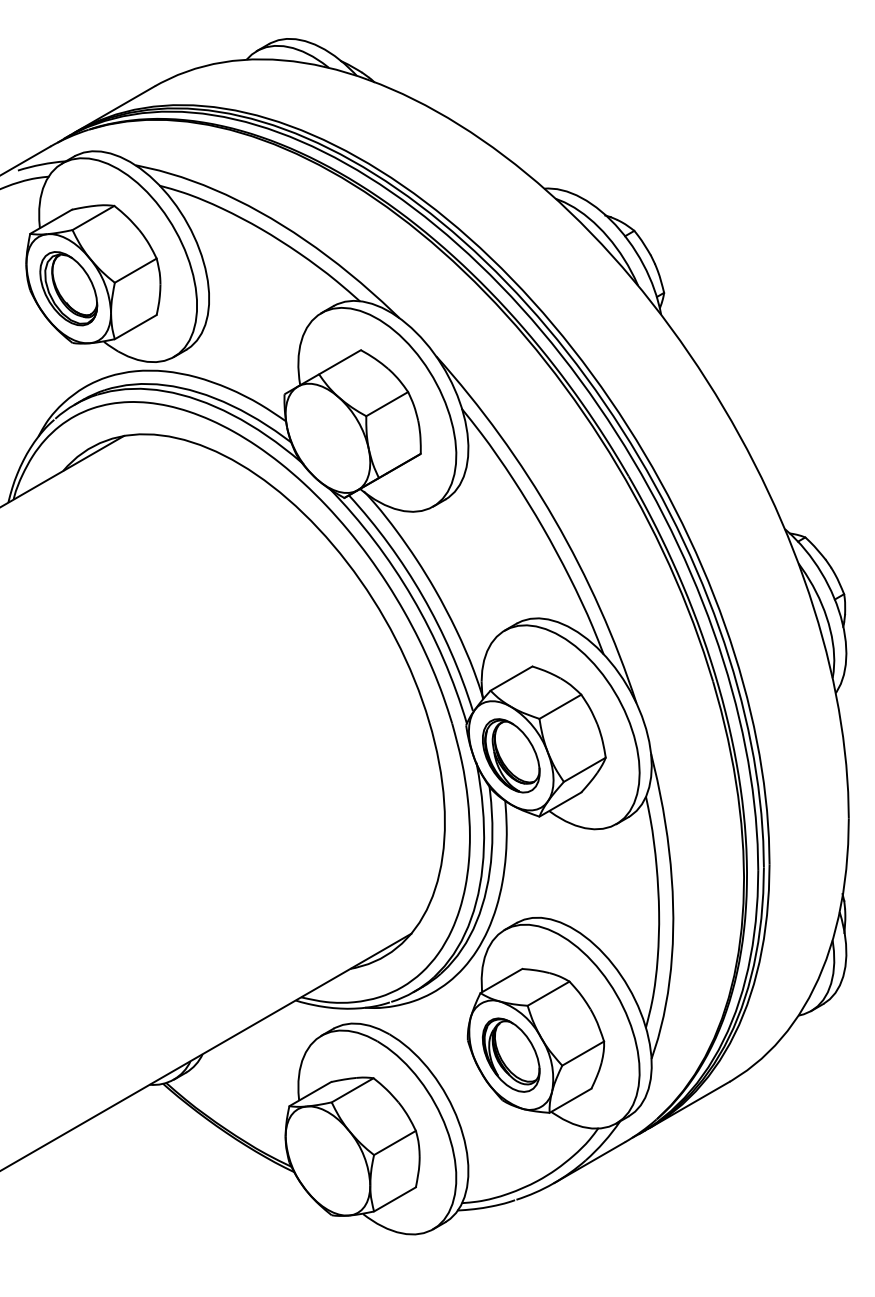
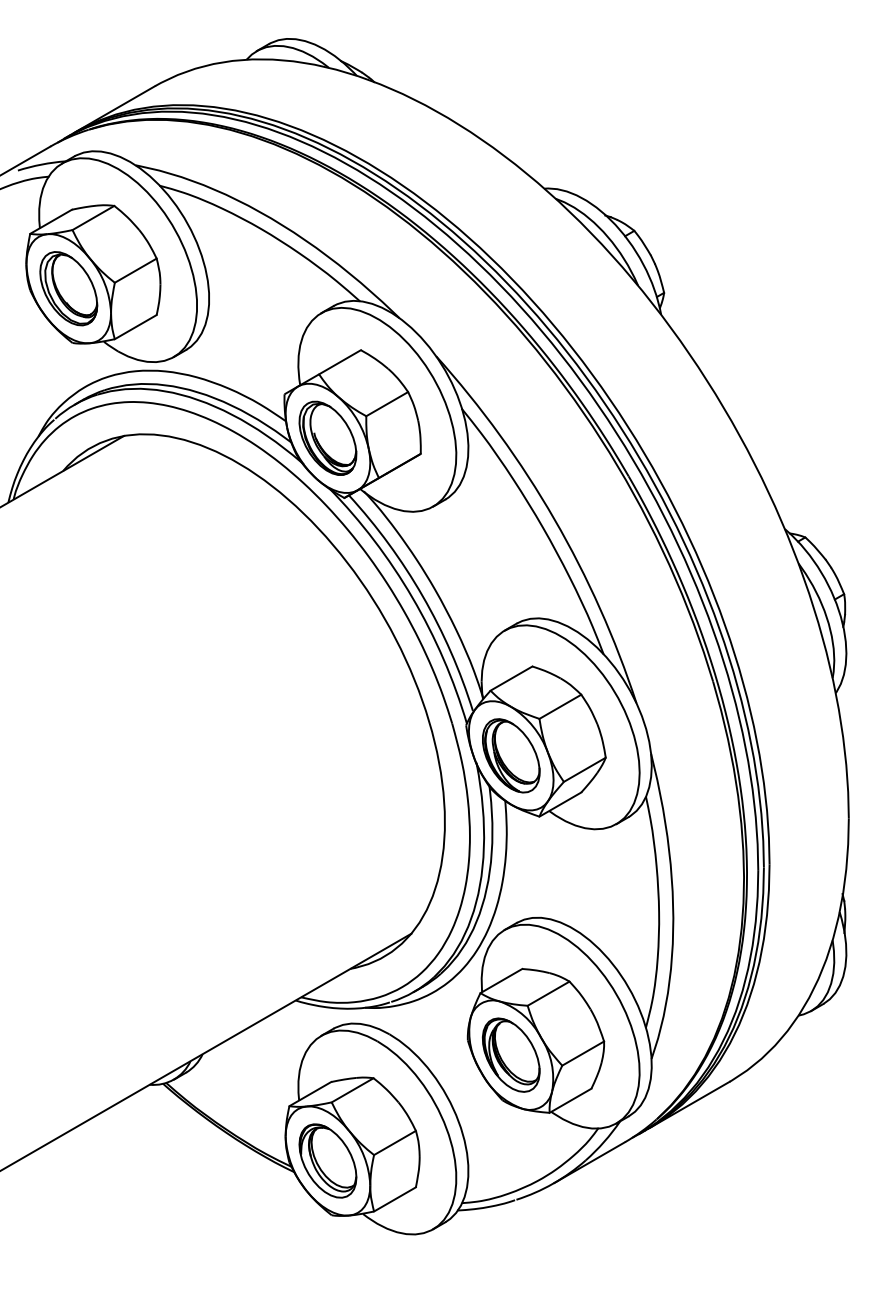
part: none -> present (327, 437)
part: none -> present (327, 1160)
